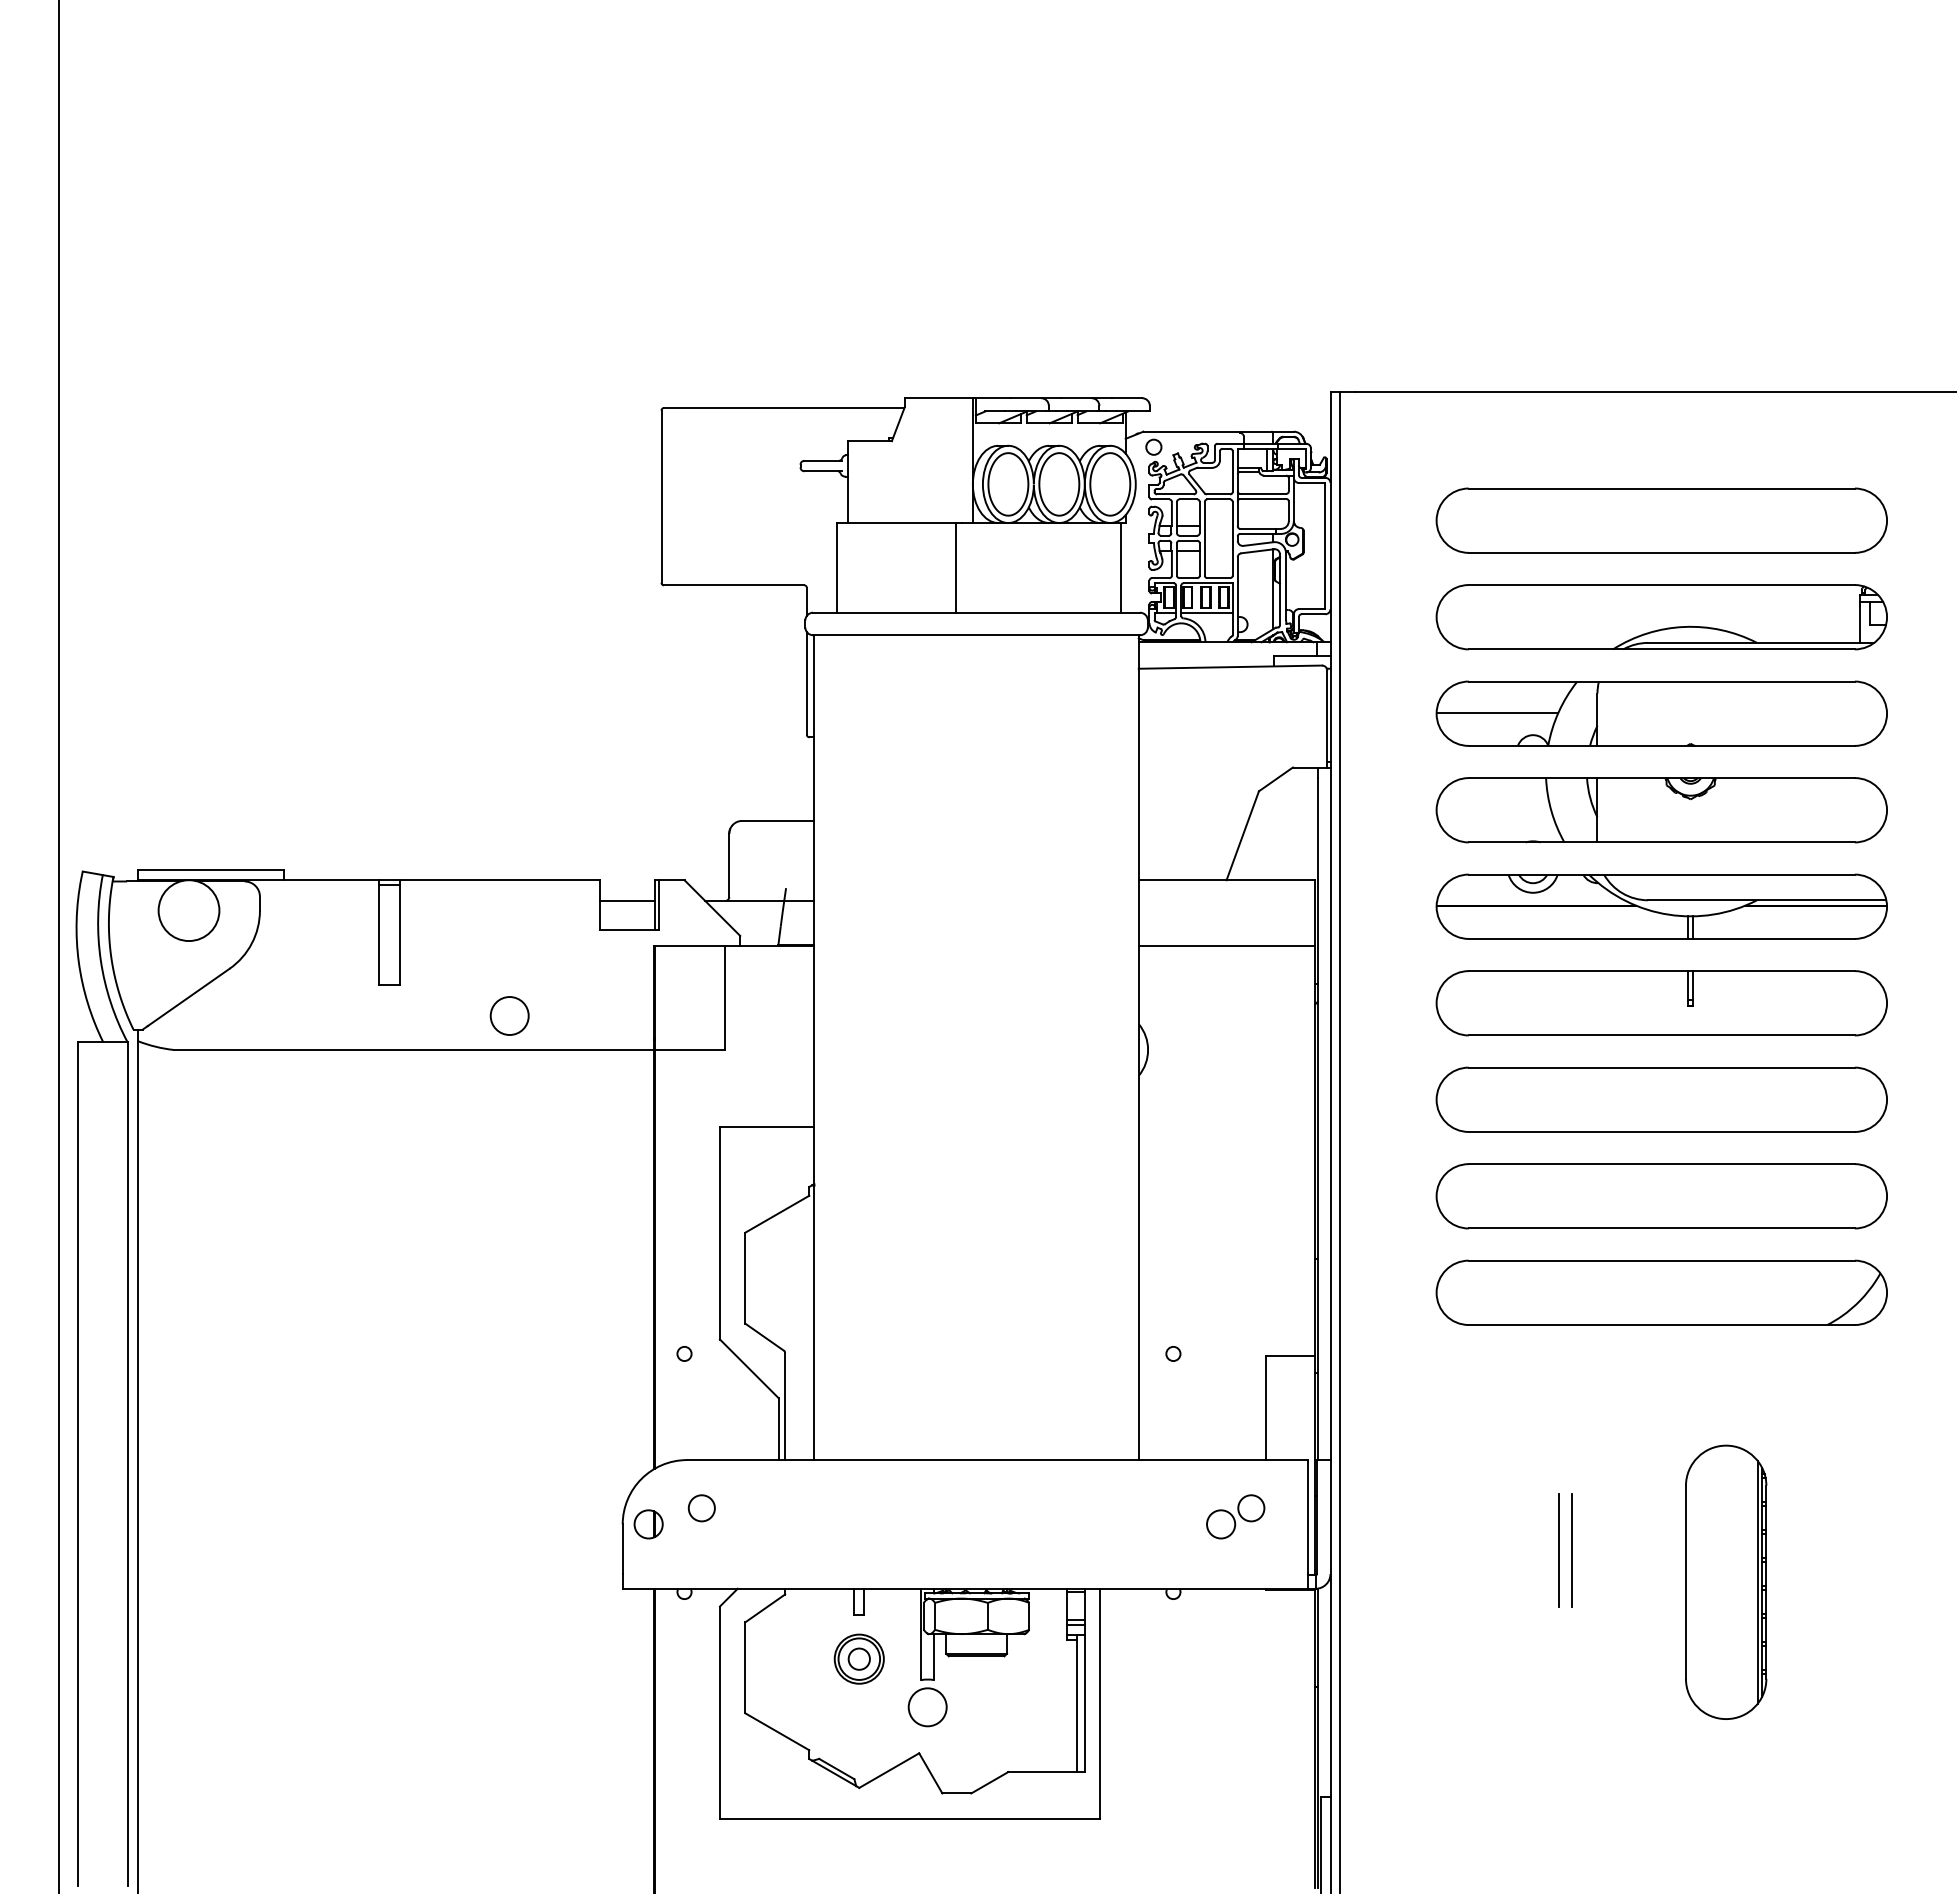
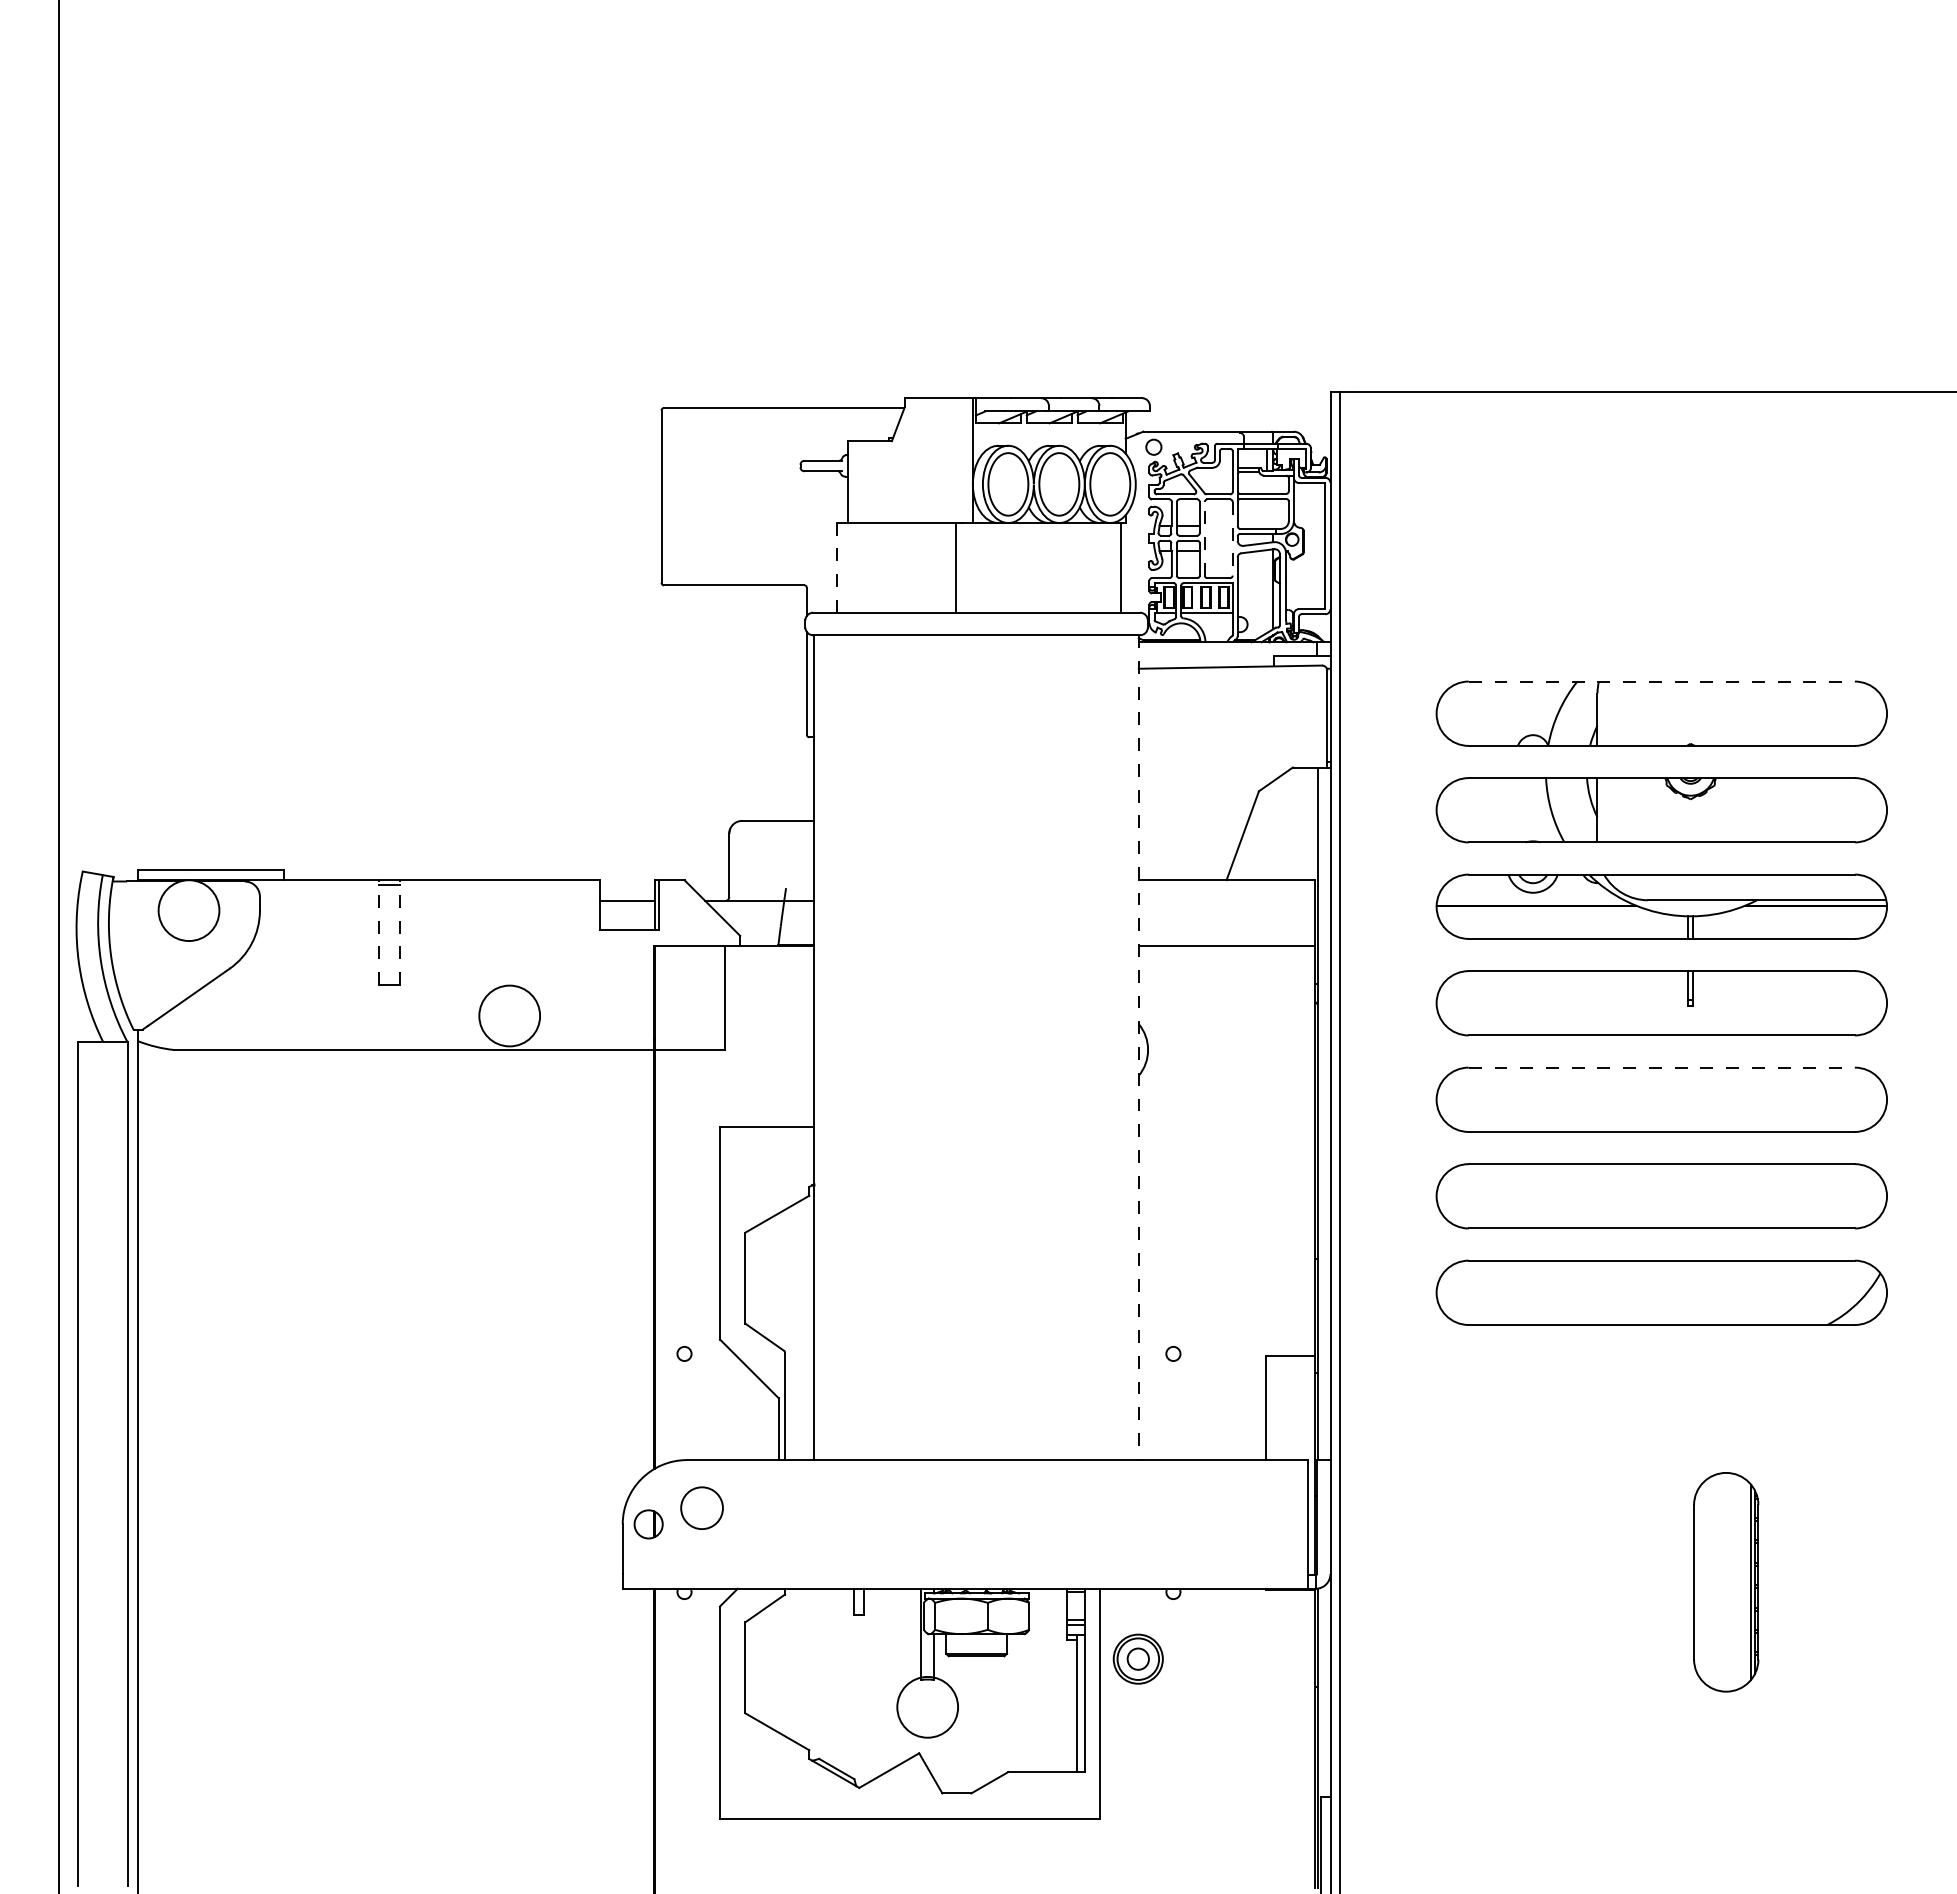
part: present -> none (1661, 520)
line: solid -> dashed (1204, 538)
line: solid -> dashed (1232, 538)
line: solid -> dashed (837, 567)
part: present -> none (1661, 617)
line: solid -> dashed (1662, 681)
line: present -> none (1497, 712)
line: solid -> dashed (378, 932)
line: solid -> dashed (399, 932)
circle diameter: 38 px -> 61 px (509, 1015)
line: solid -> dashed (1138, 1048)
line: solid -> dashed (1662, 1067)
circle size: 29x29 px -> 44x44 px (701, 1507)
part: present -> none (1235, 1516)
line: present -> none (1558, 1549)
line: present -> none (1571, 1550)
part size: 83x276 px -> 67x221 px (1726, 1582)
part position: (858, 1658) -> (1137, 1658) (1137, 1658)
circle diameter: 38 px -> 61 px (927, 1706)
